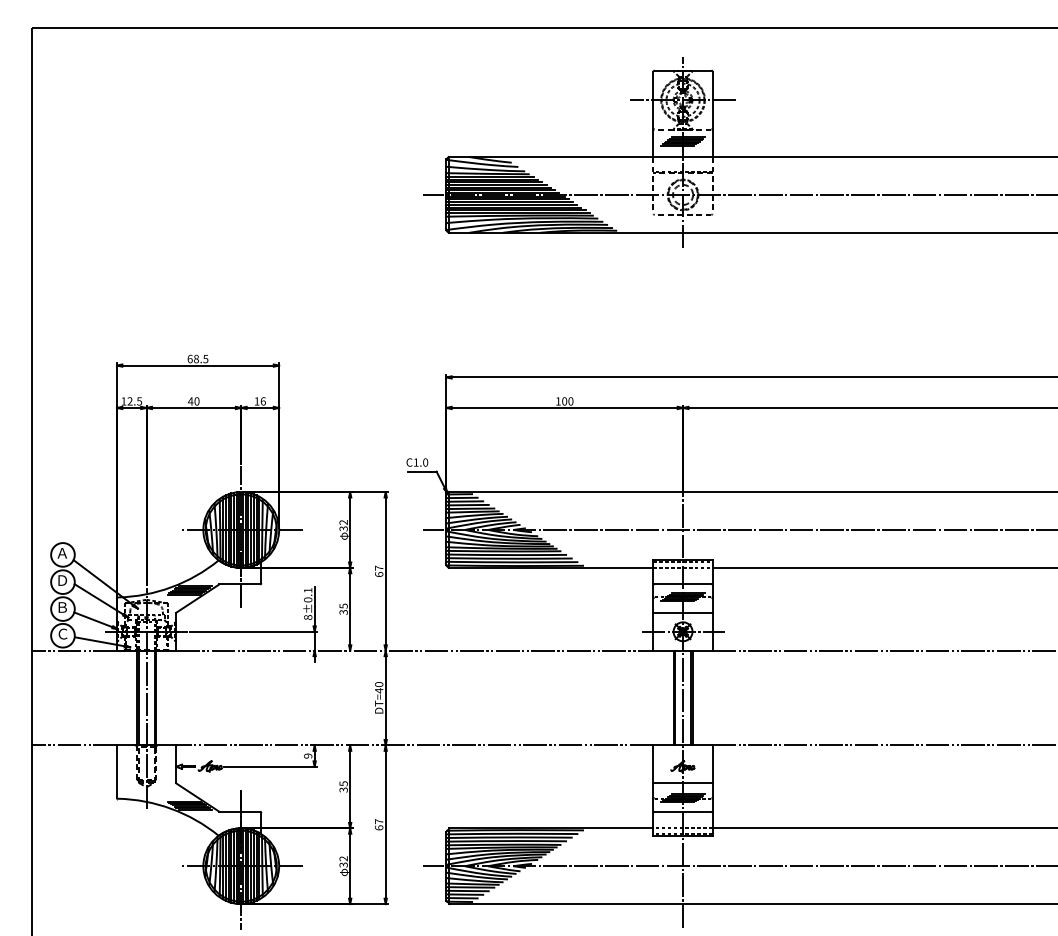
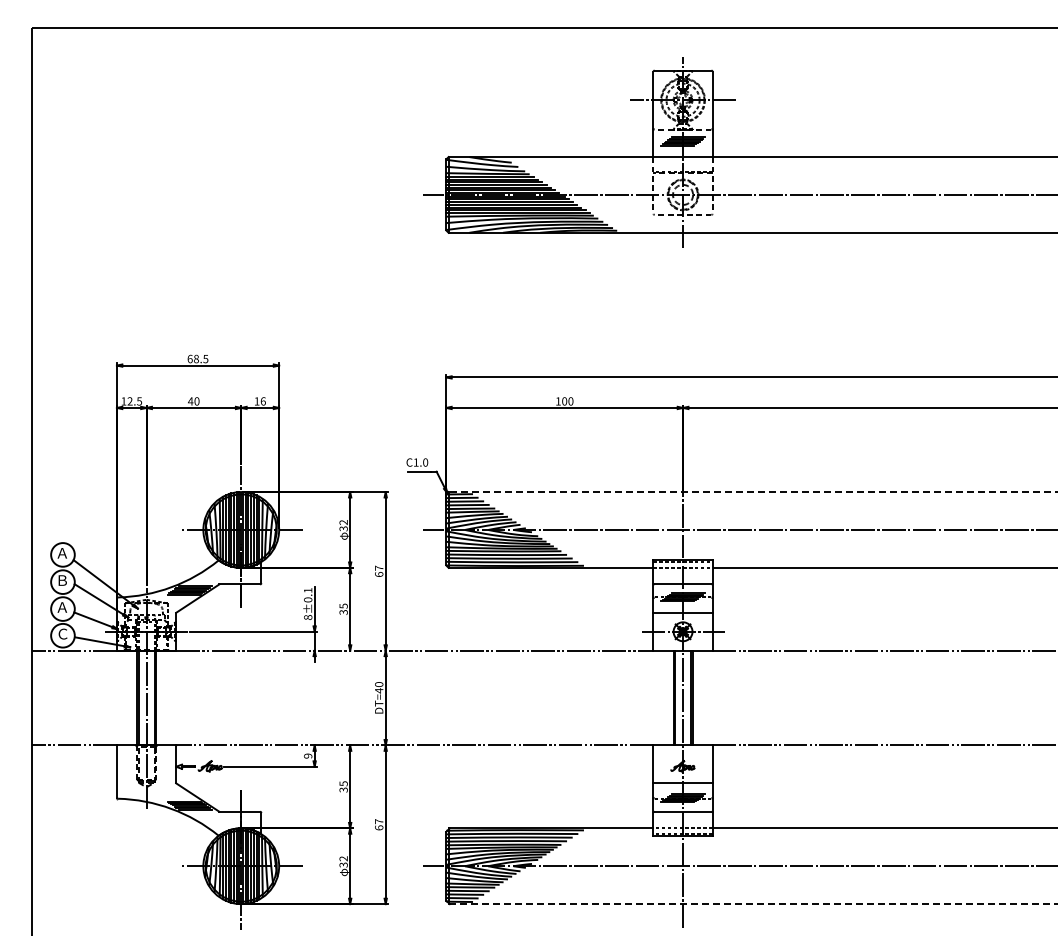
line: solid -> dashed (752, 492)
text: Ｄ -> Ｂ (62, 580)
text: Ｂ -> Ａ (62, 607)
line: solid -> dashed (753, 904)
